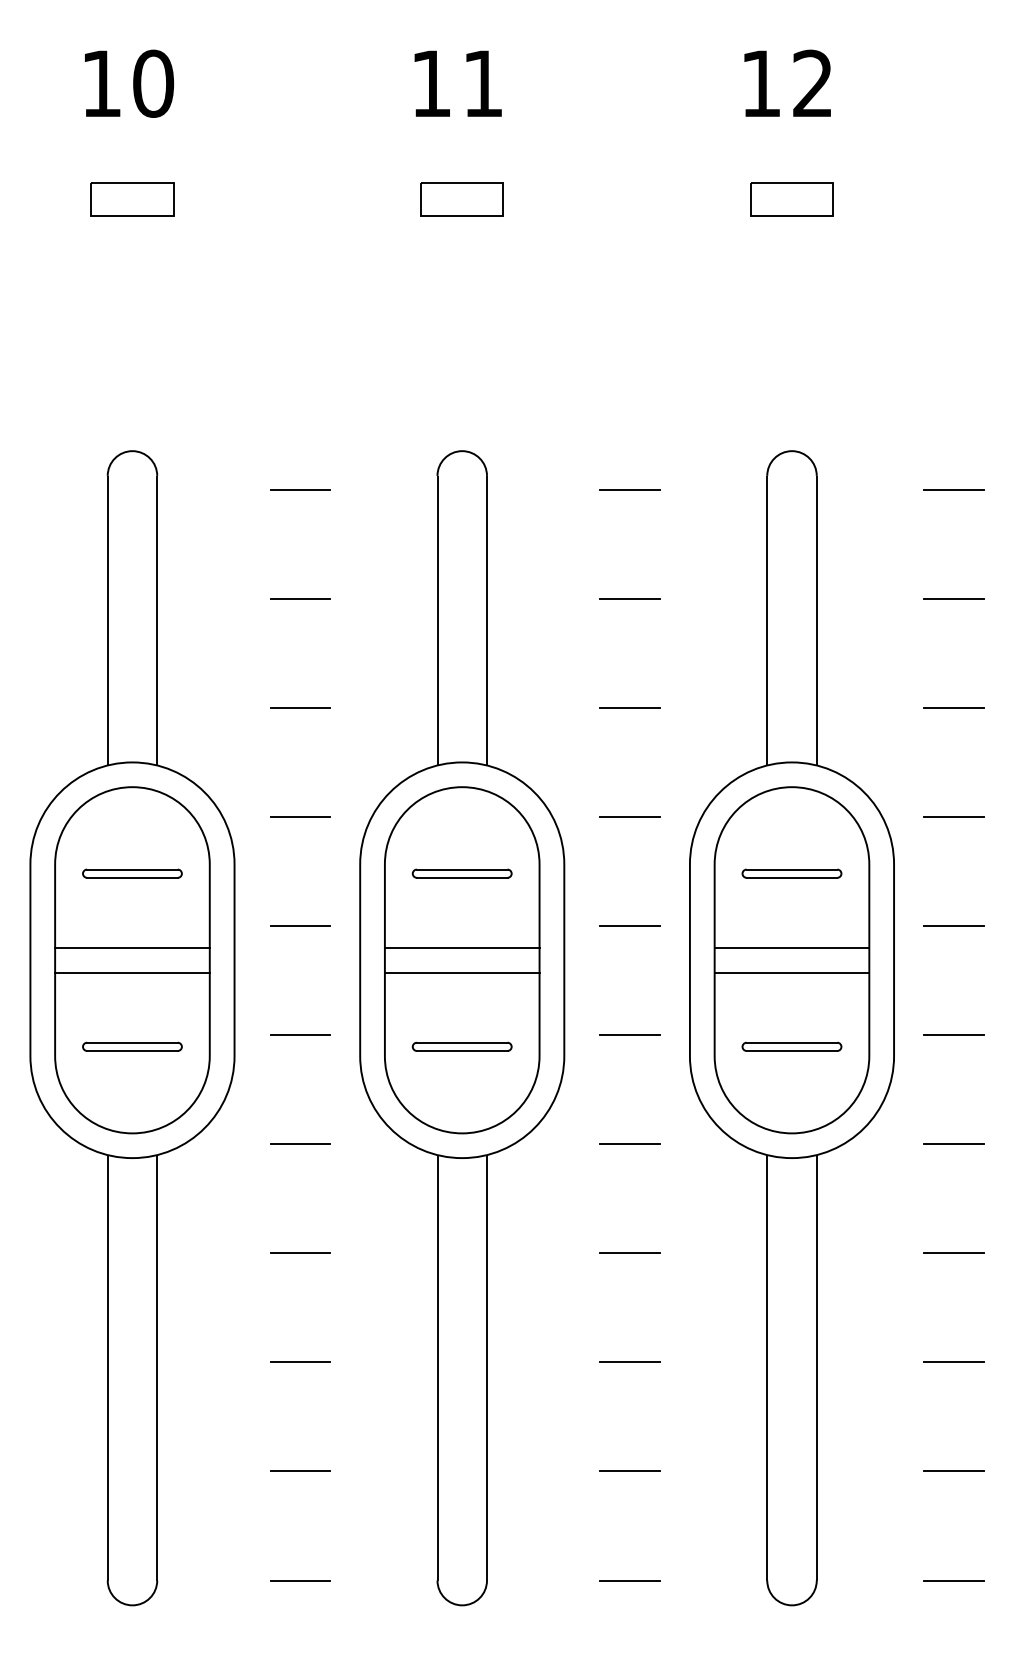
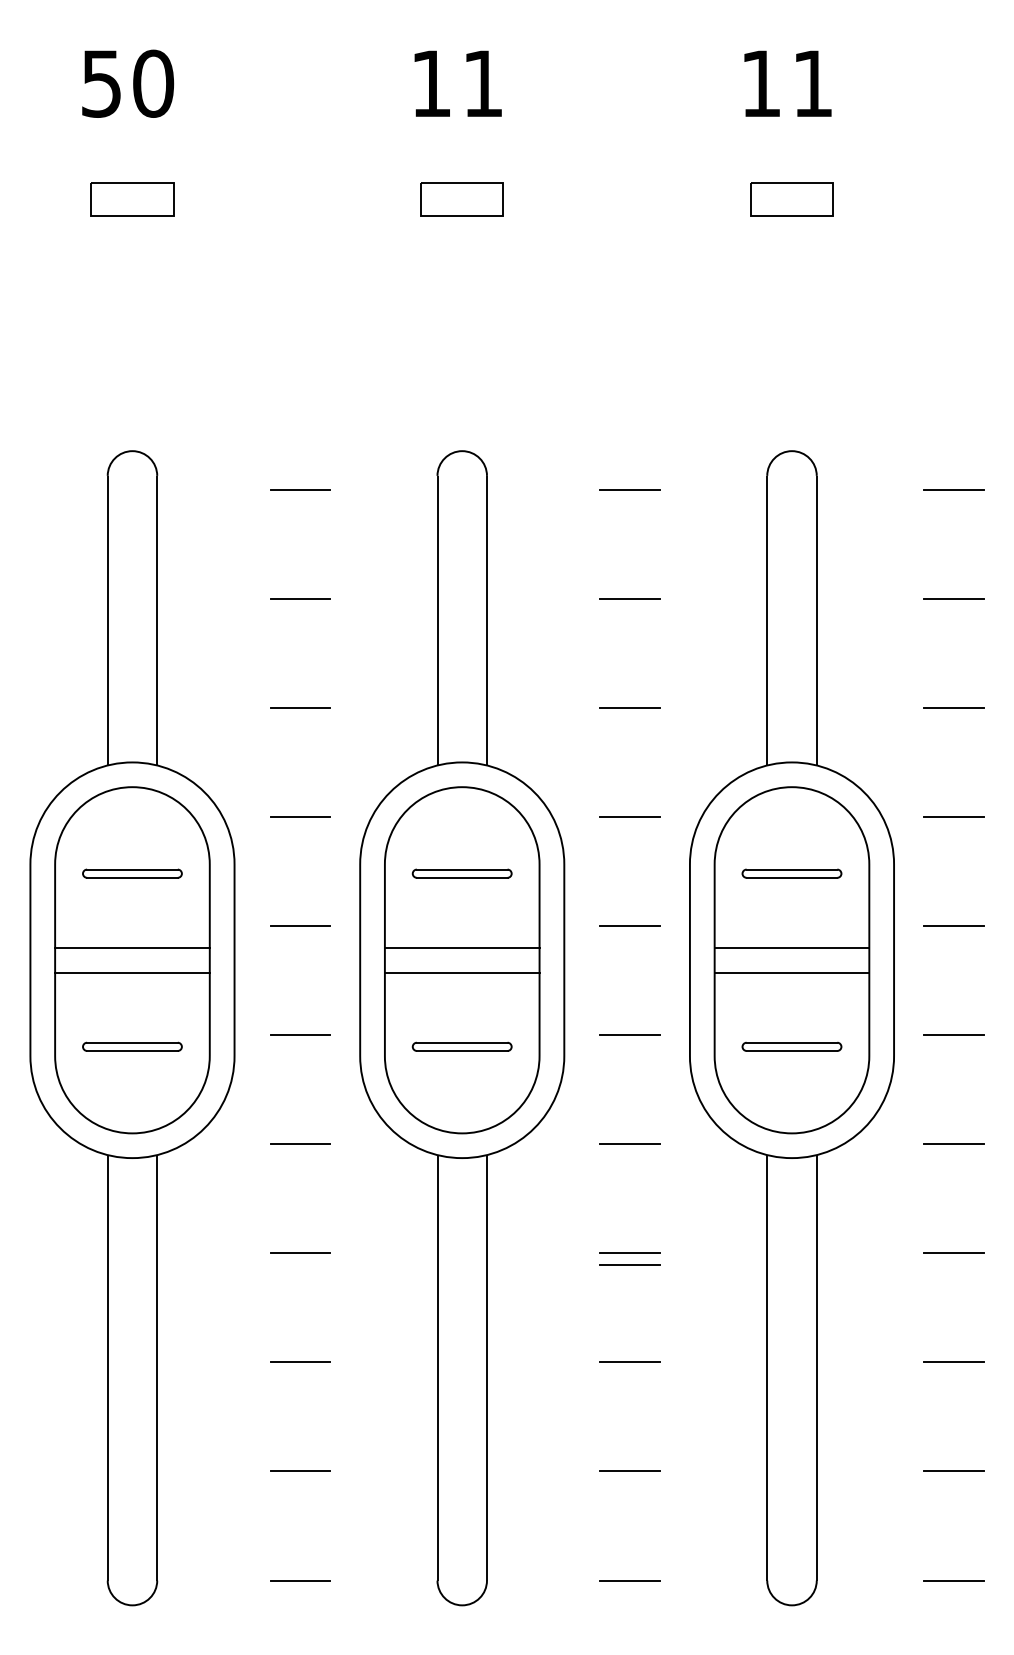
text: 12 -> 11 (812, 82)
text: 10 -> 50 (101, 83)
line: none -> present (629, 1264)
